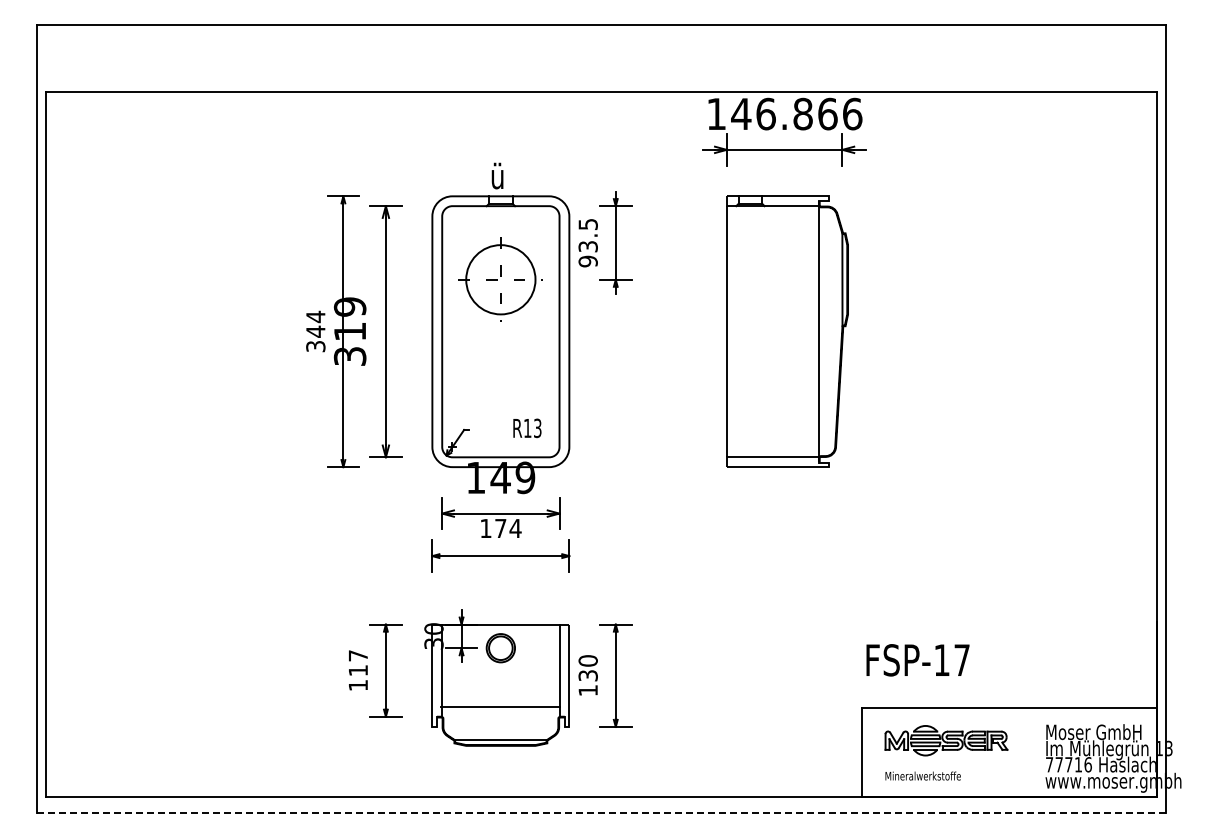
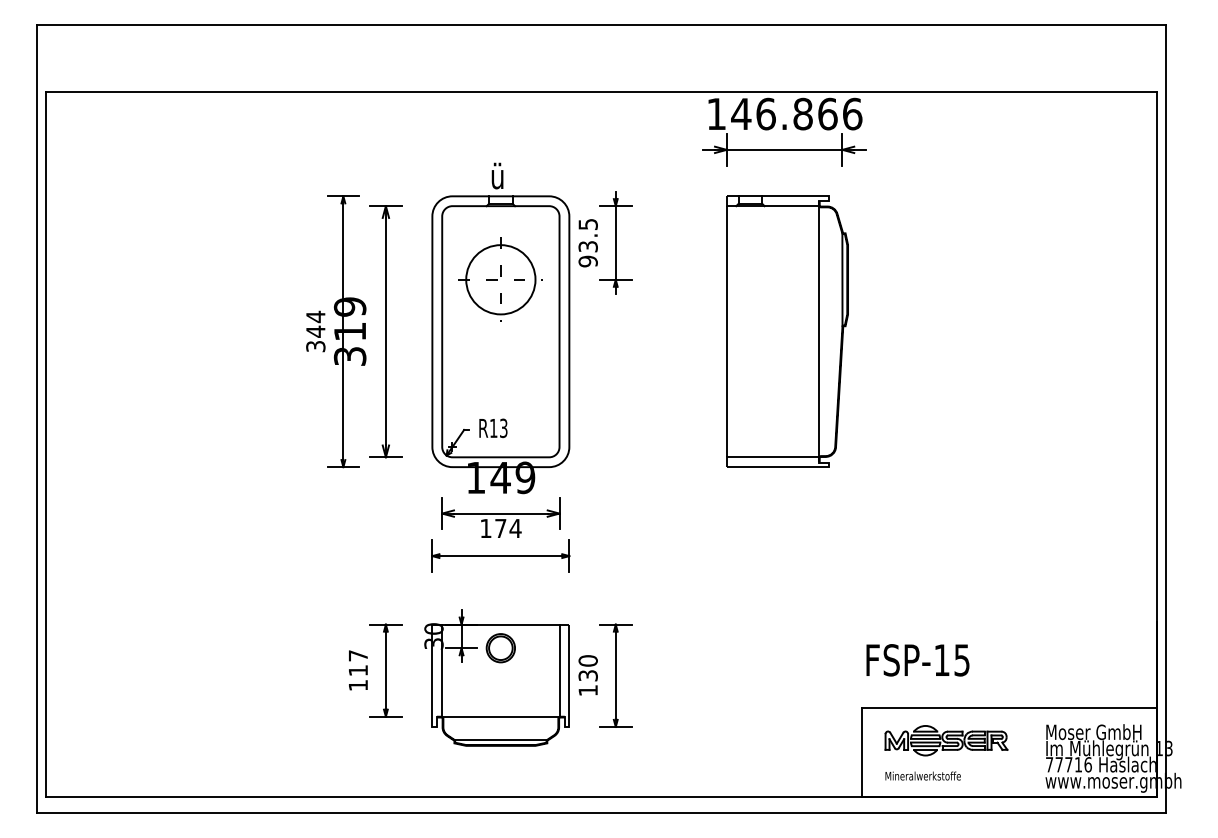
text position: (527, 428) -> (493, 428) (493, 428)
text: FSP-17 -> FSP-15 (961, 660)
line position: (500, 706) -> (500, 716) (500, 716)
line: dashed -> solid (601, 812)
